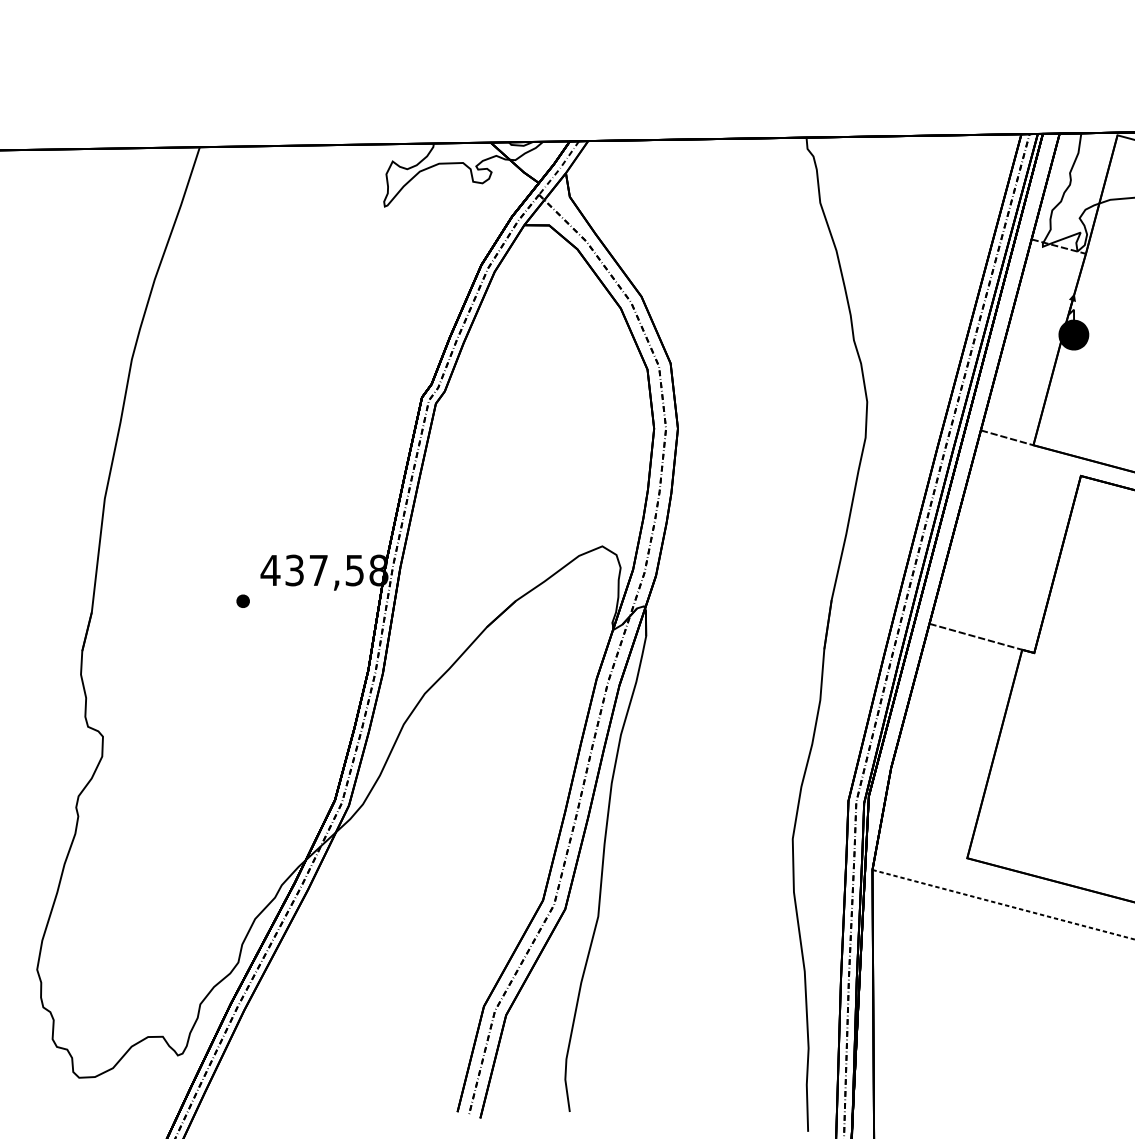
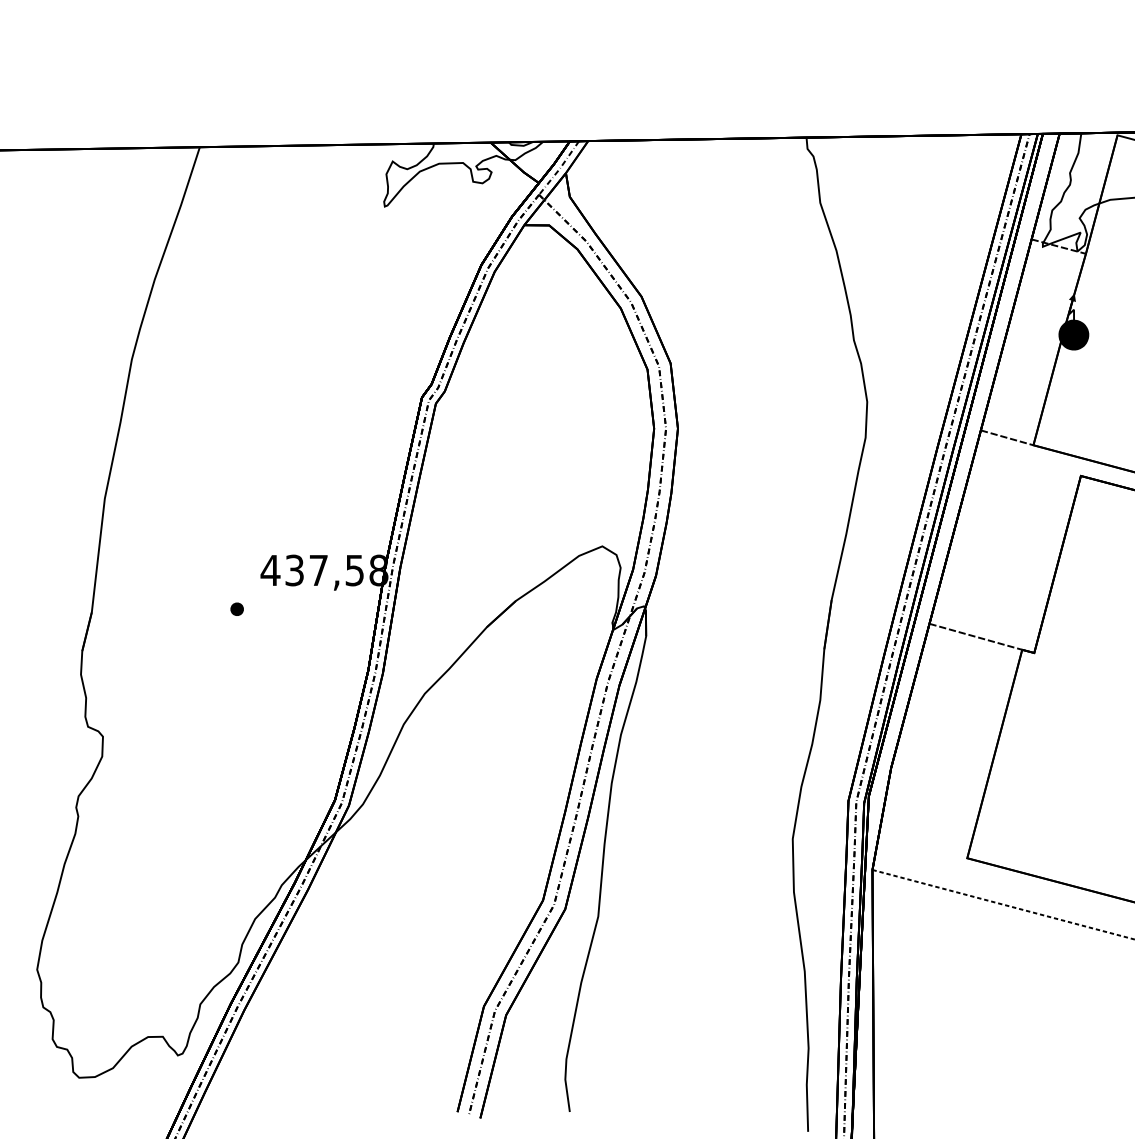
part position: (242, 600) -> (236, 608) (236, 608)
